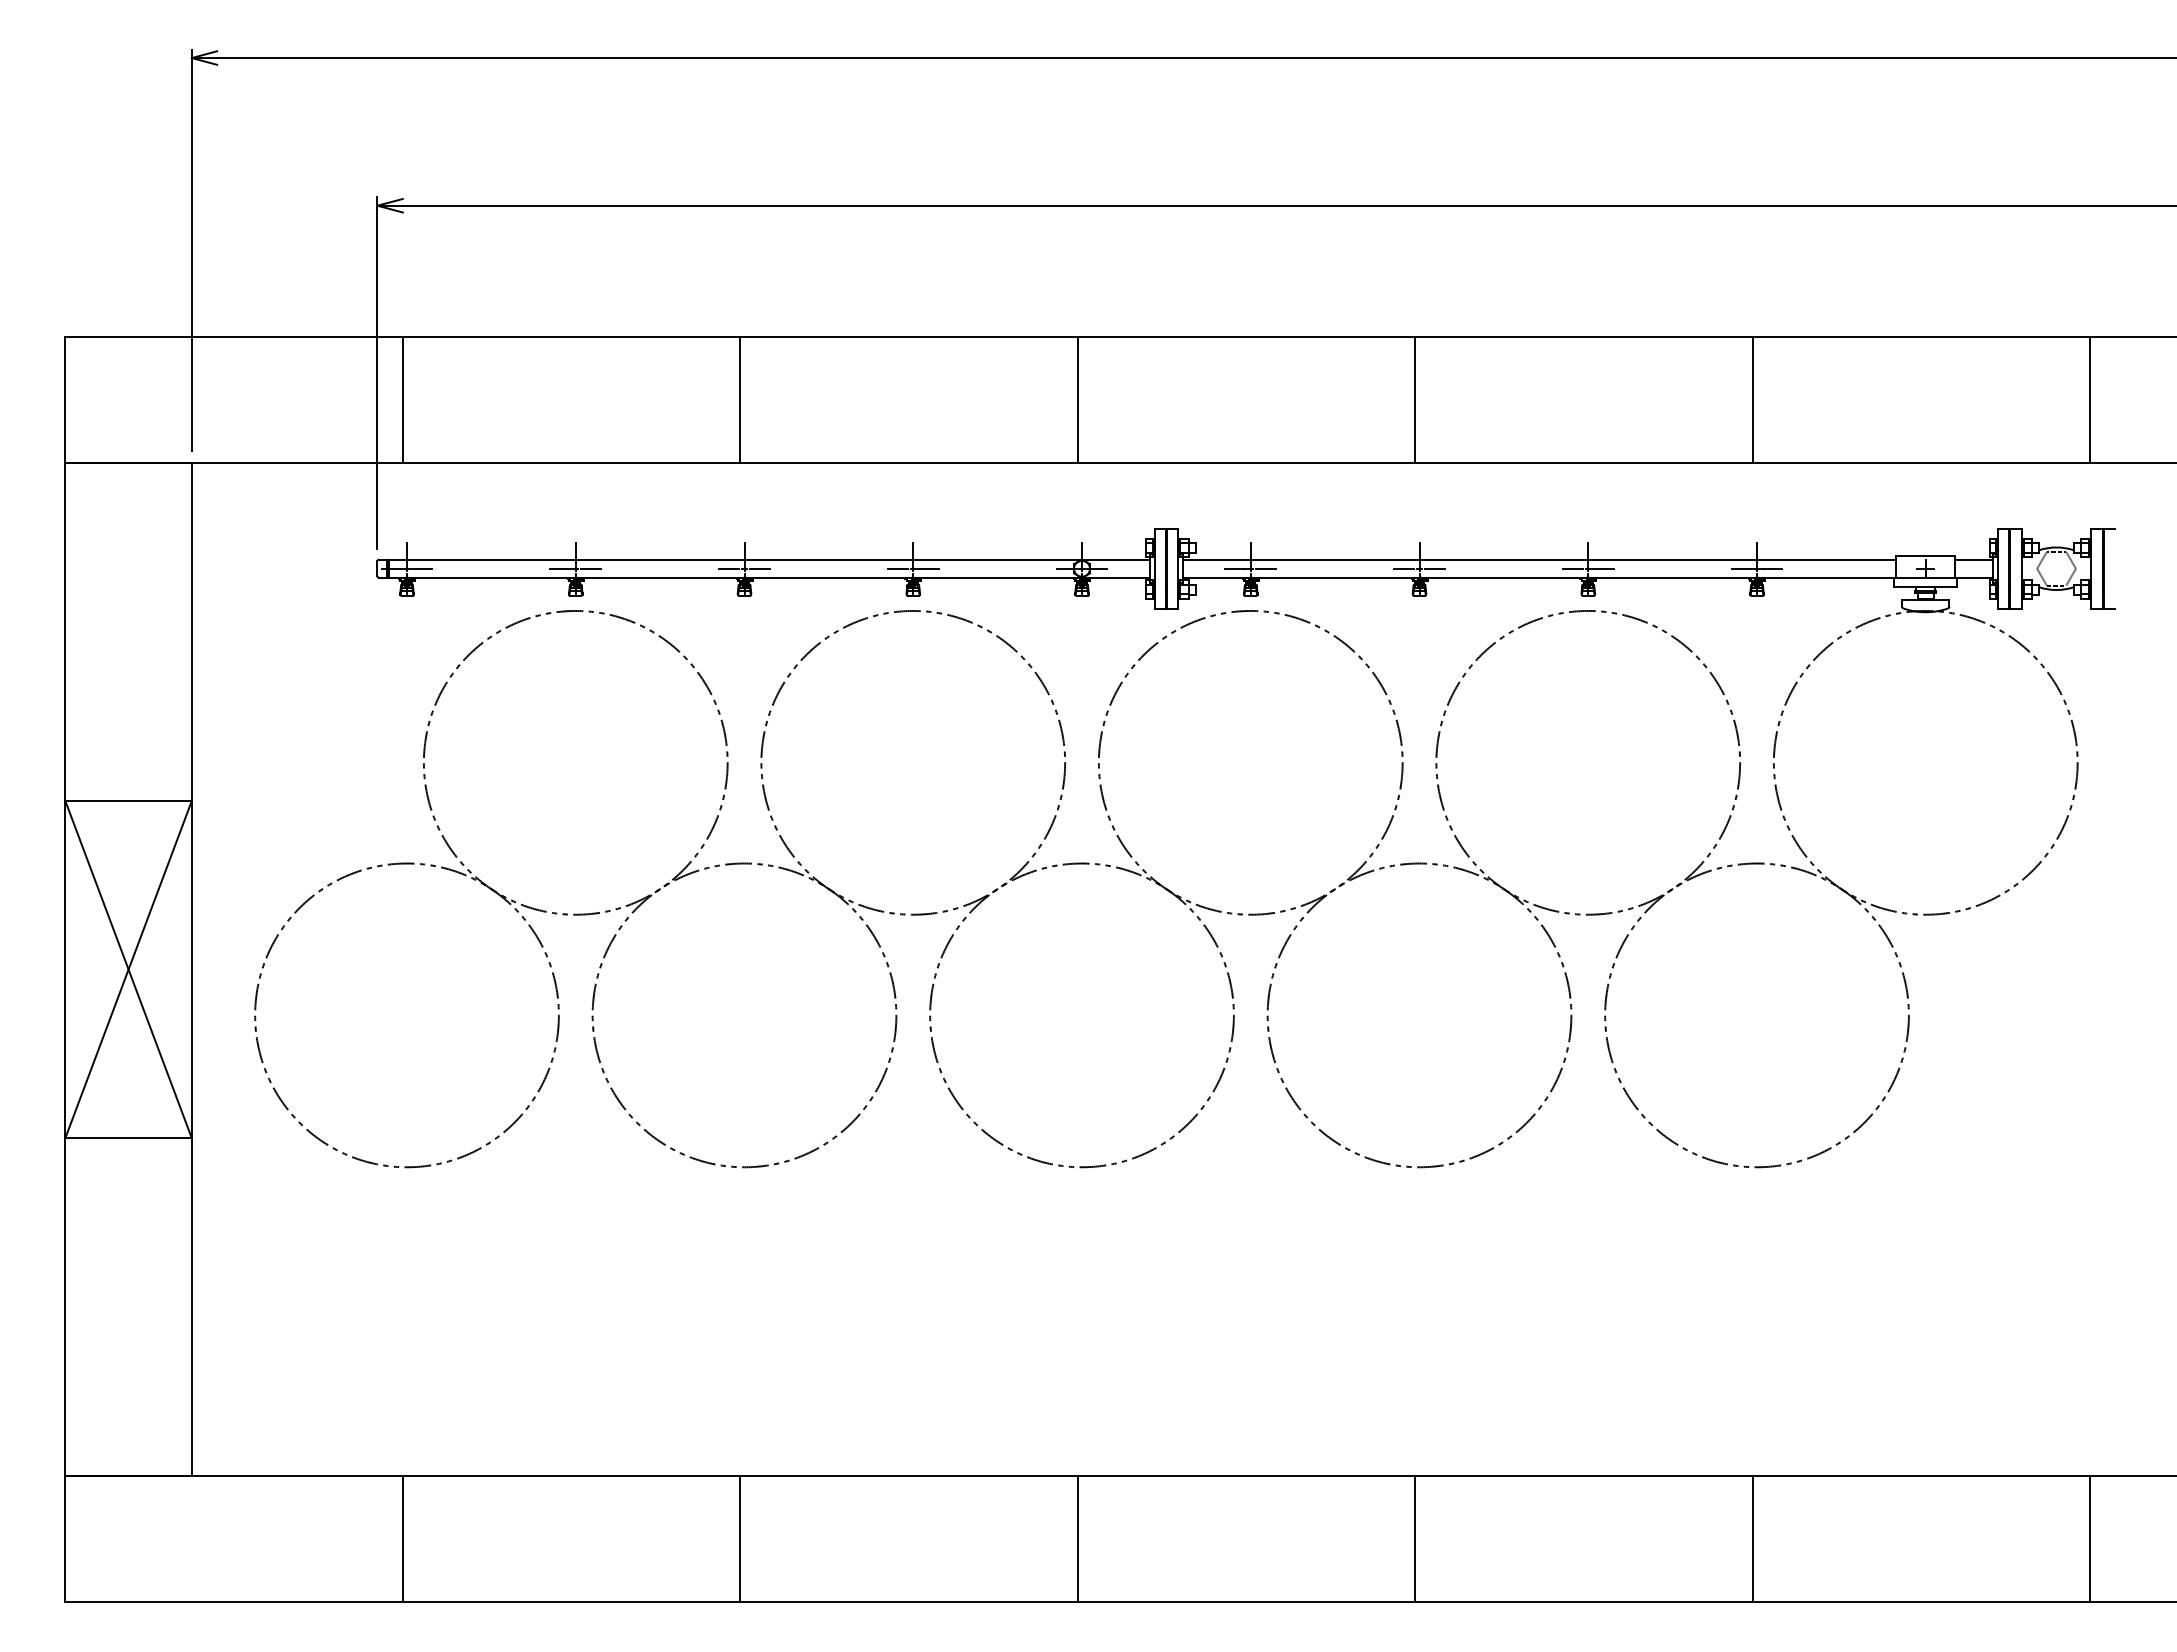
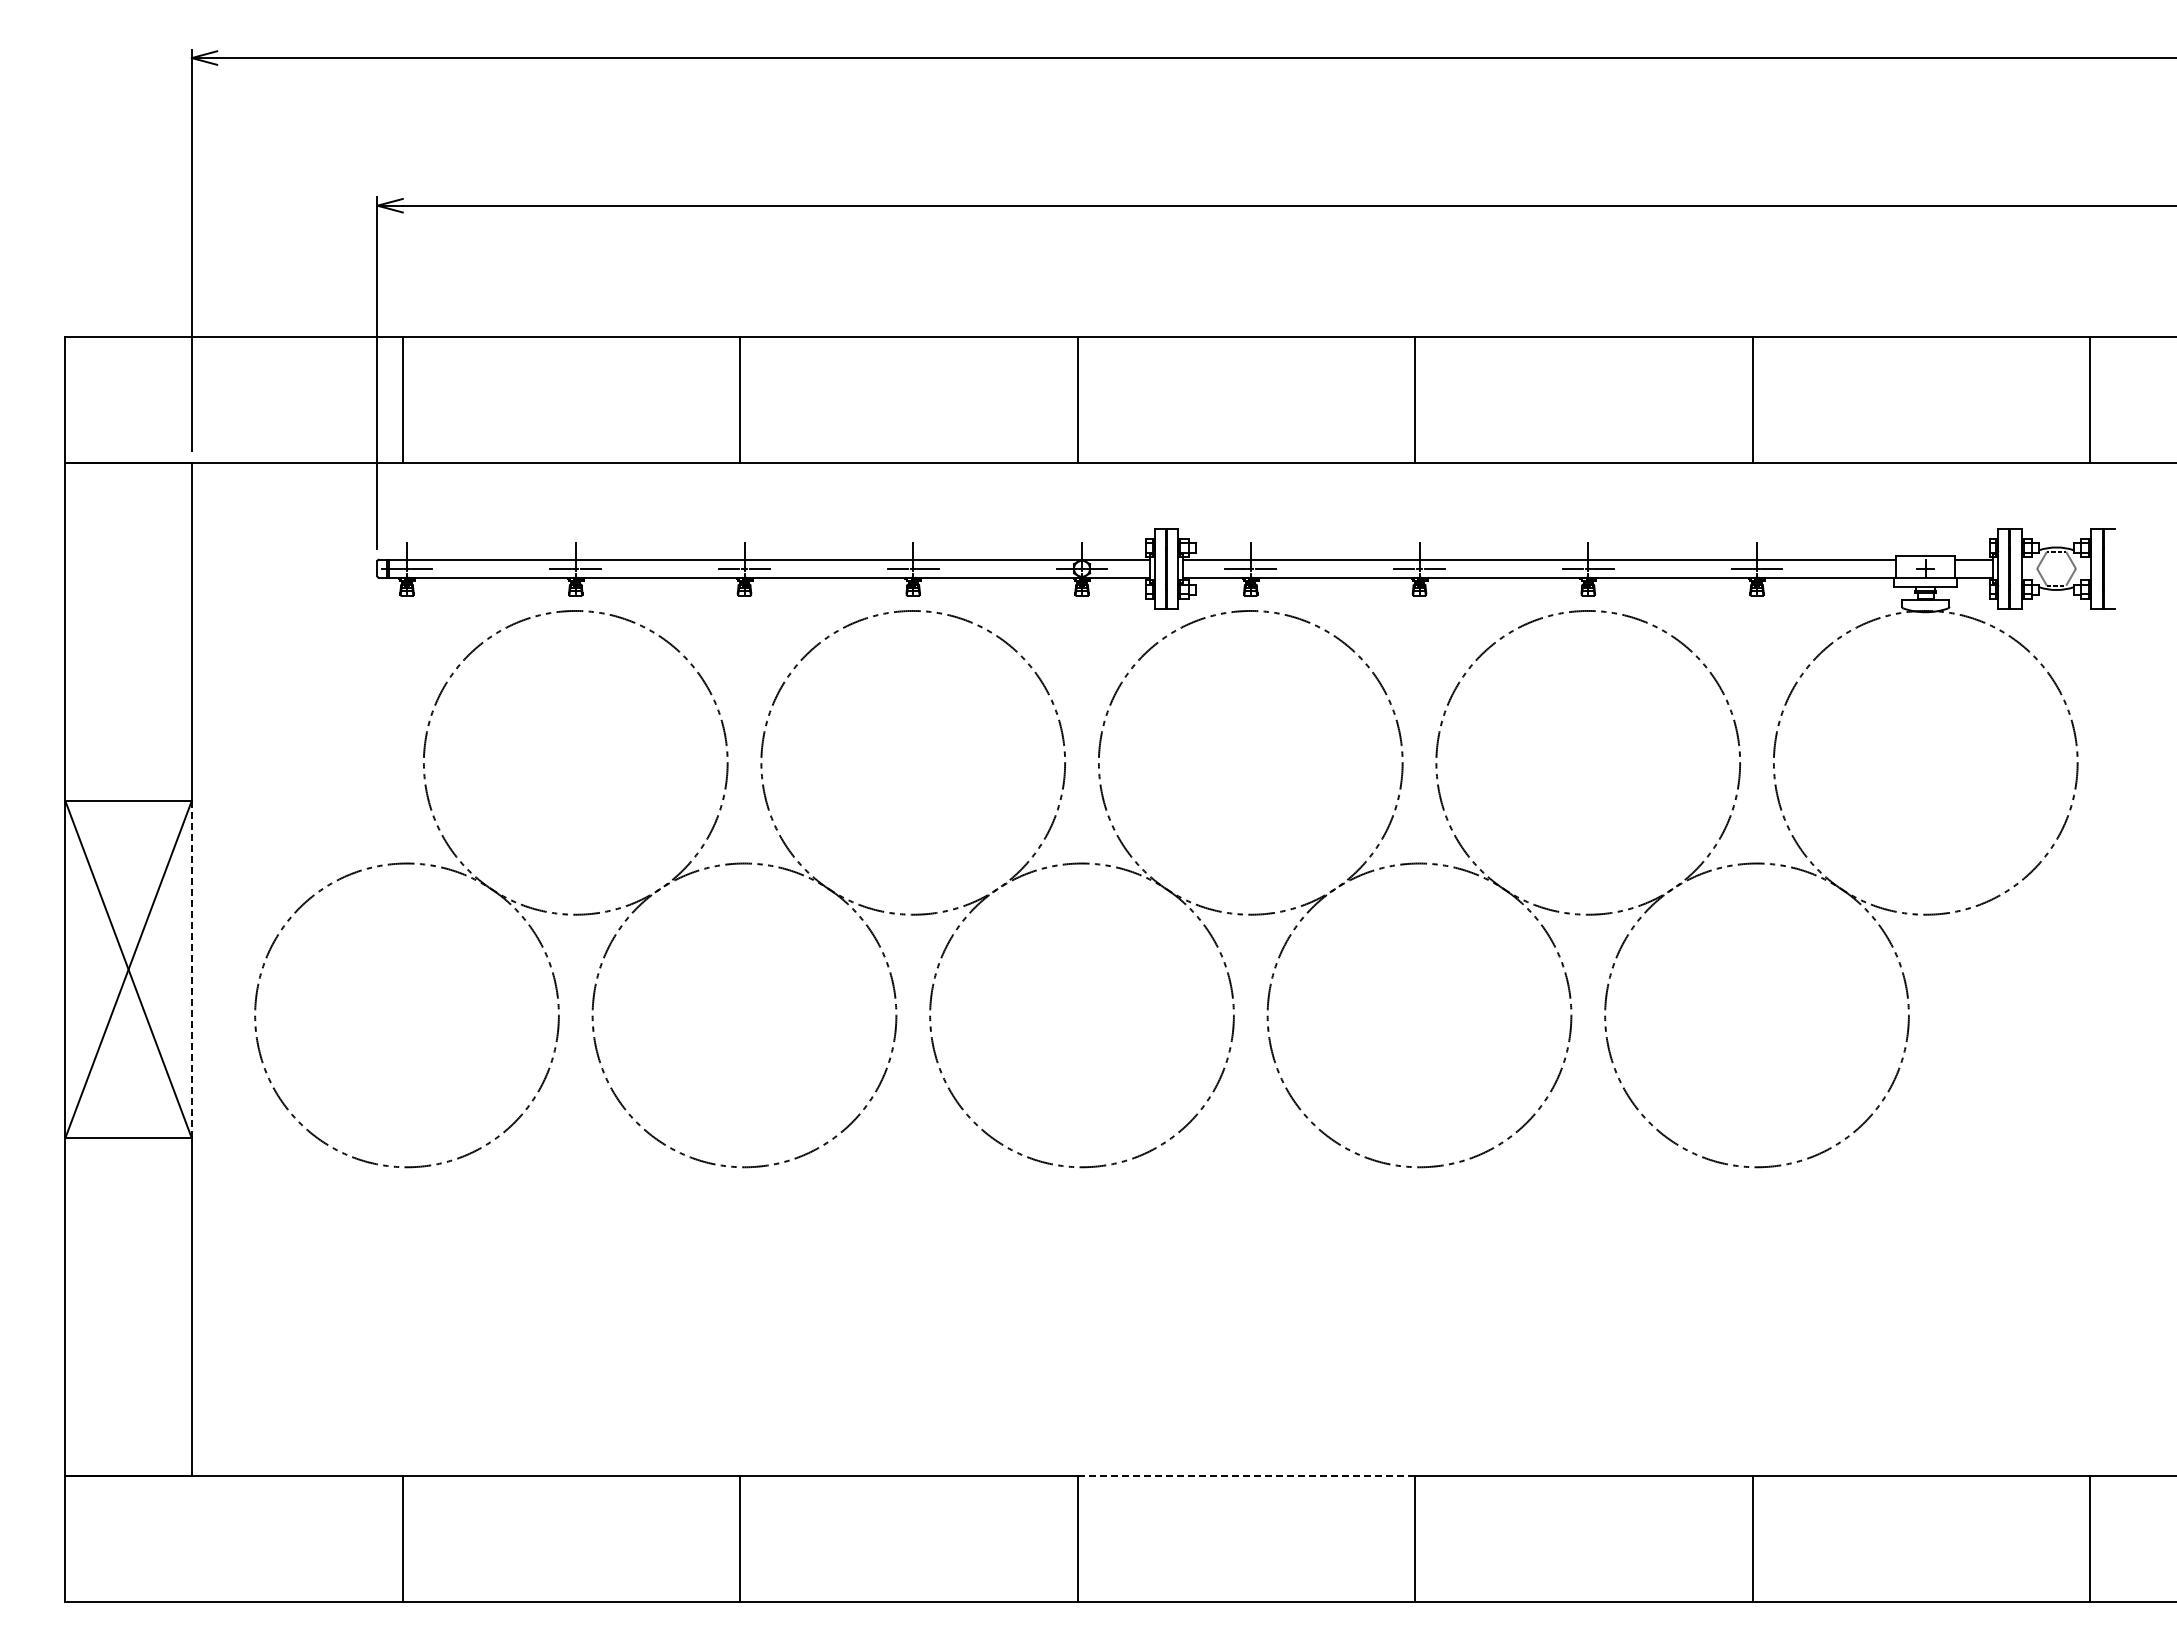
line: solid -> dashed (191, 969)
line: solid -> dashed (1246, 1475)
